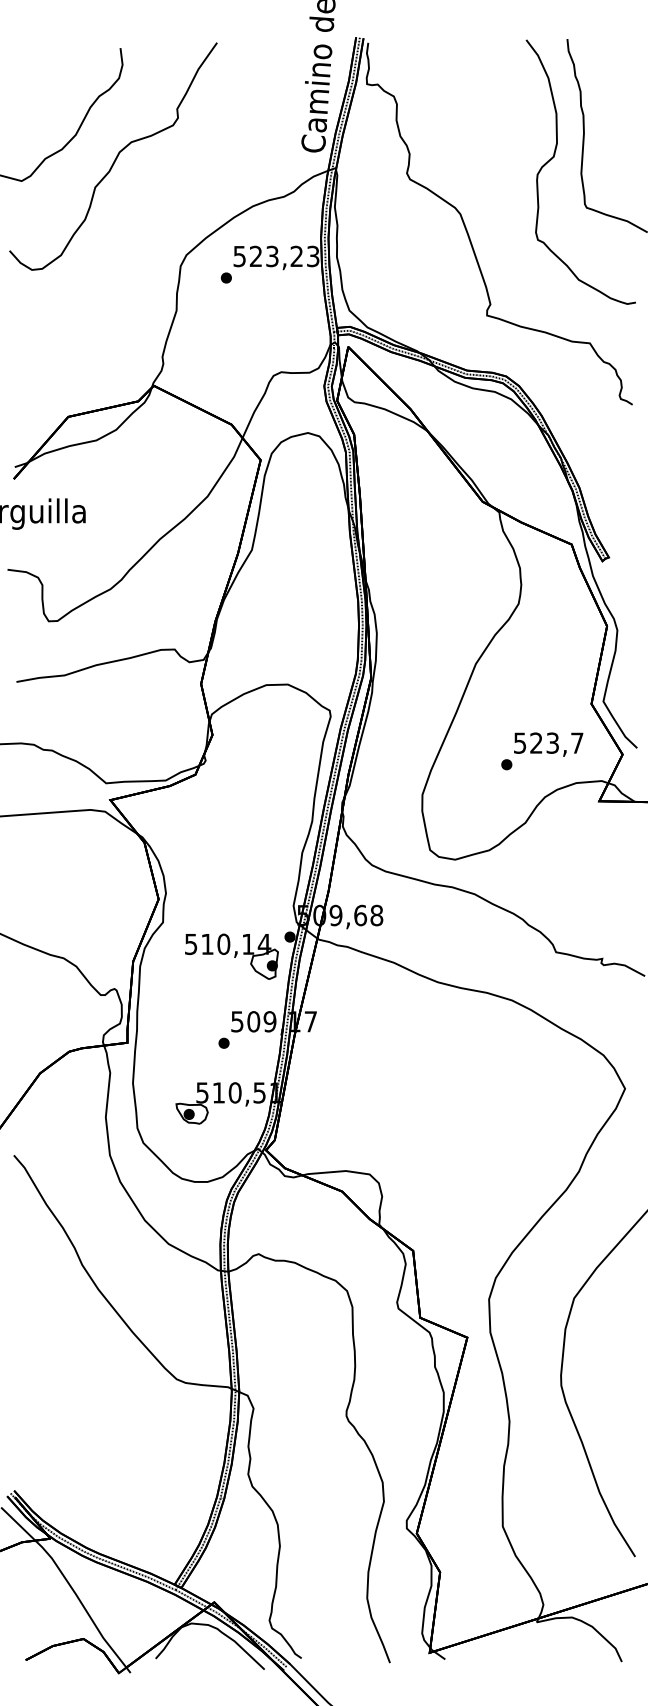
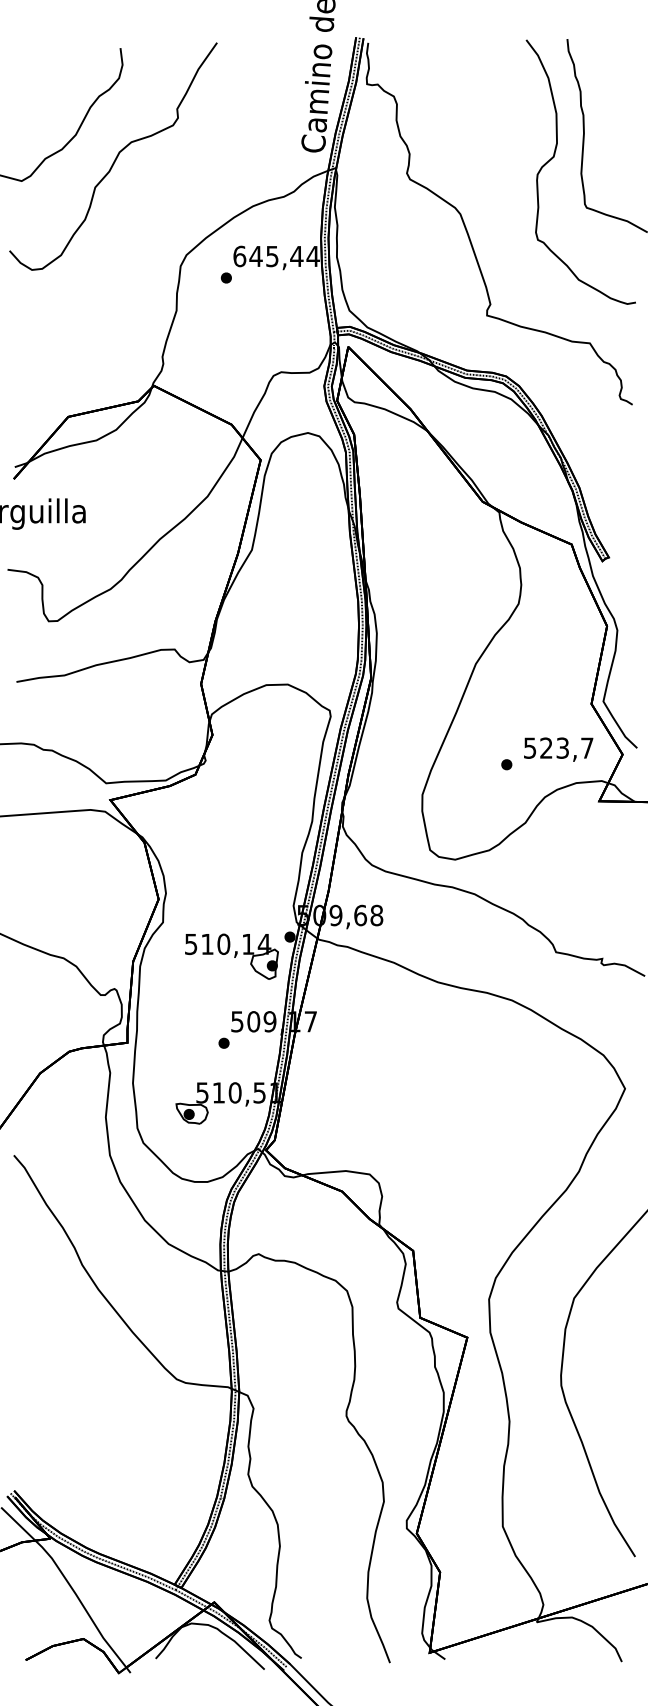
text: 523,23 -> 645,44 (276, 256)
text position: (548, 744) -> (558, 749) (558, 749)
